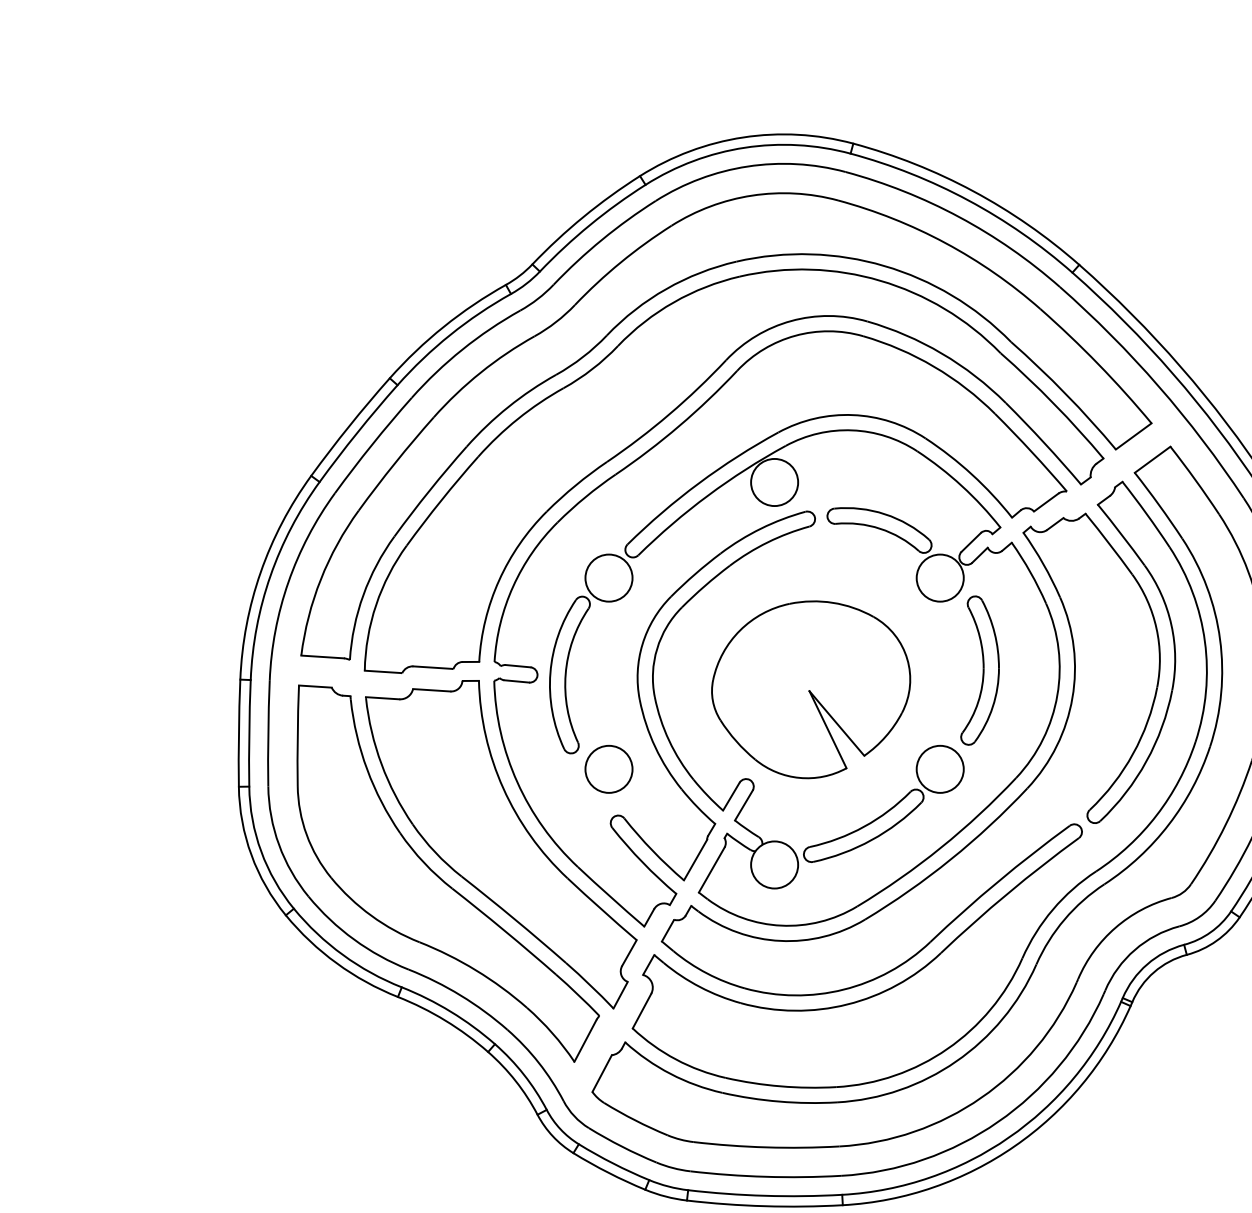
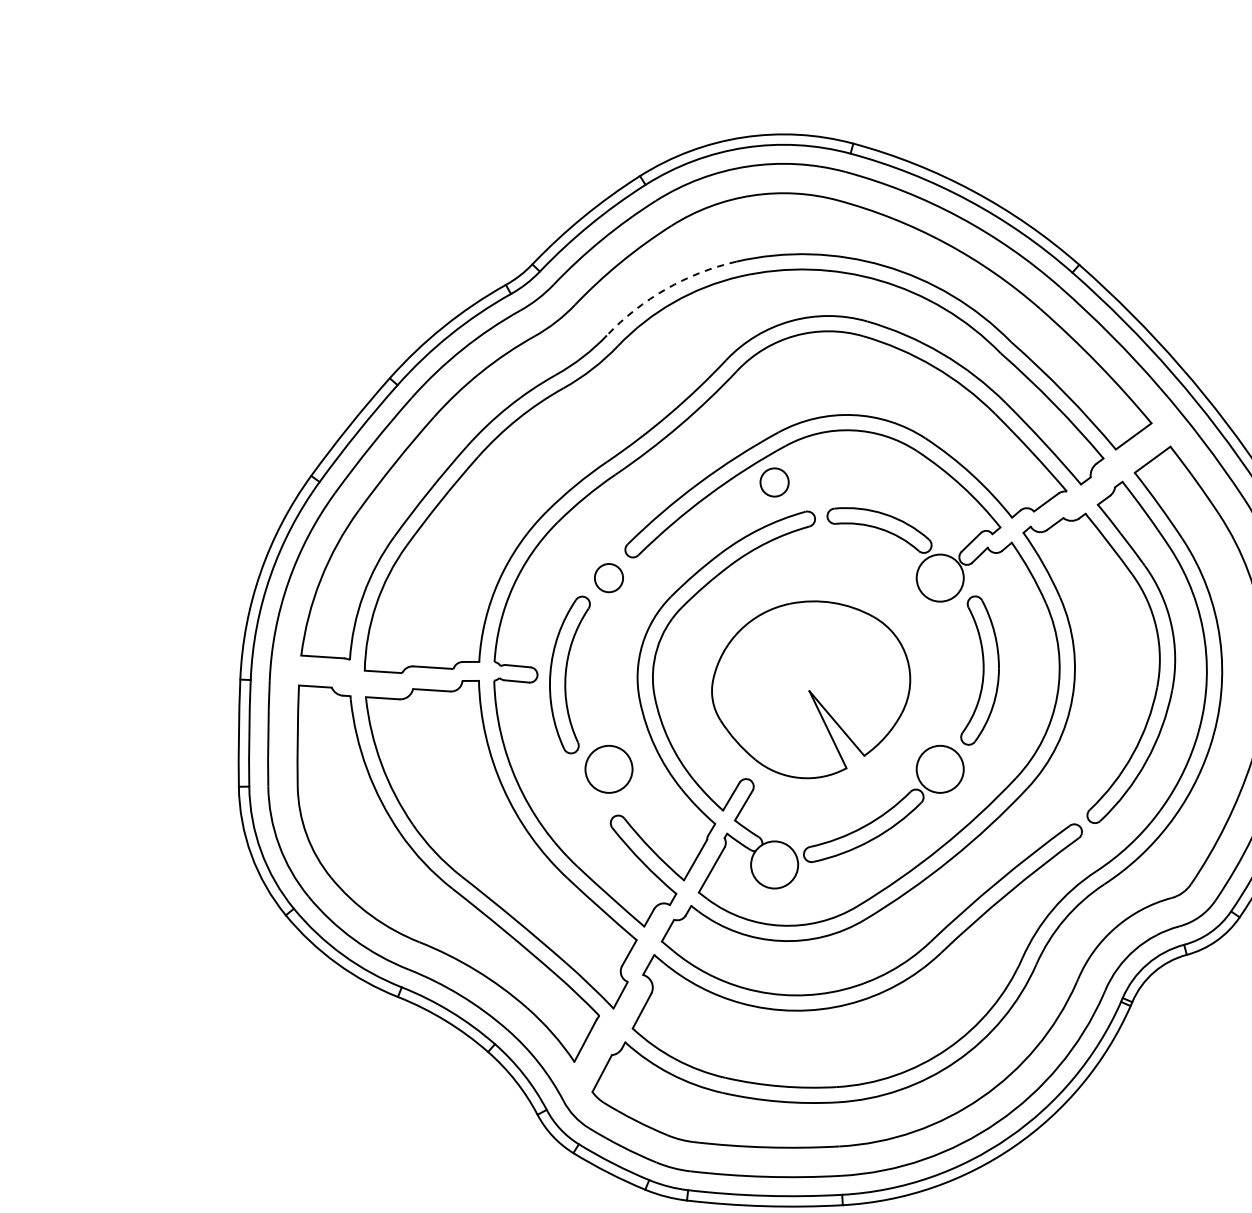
arc: solid -> dashed (666, 289)
circle diameter: 47 px -> 28 px (774, 482)
circle diameter: 47 px -> 28 px (608, 578)
